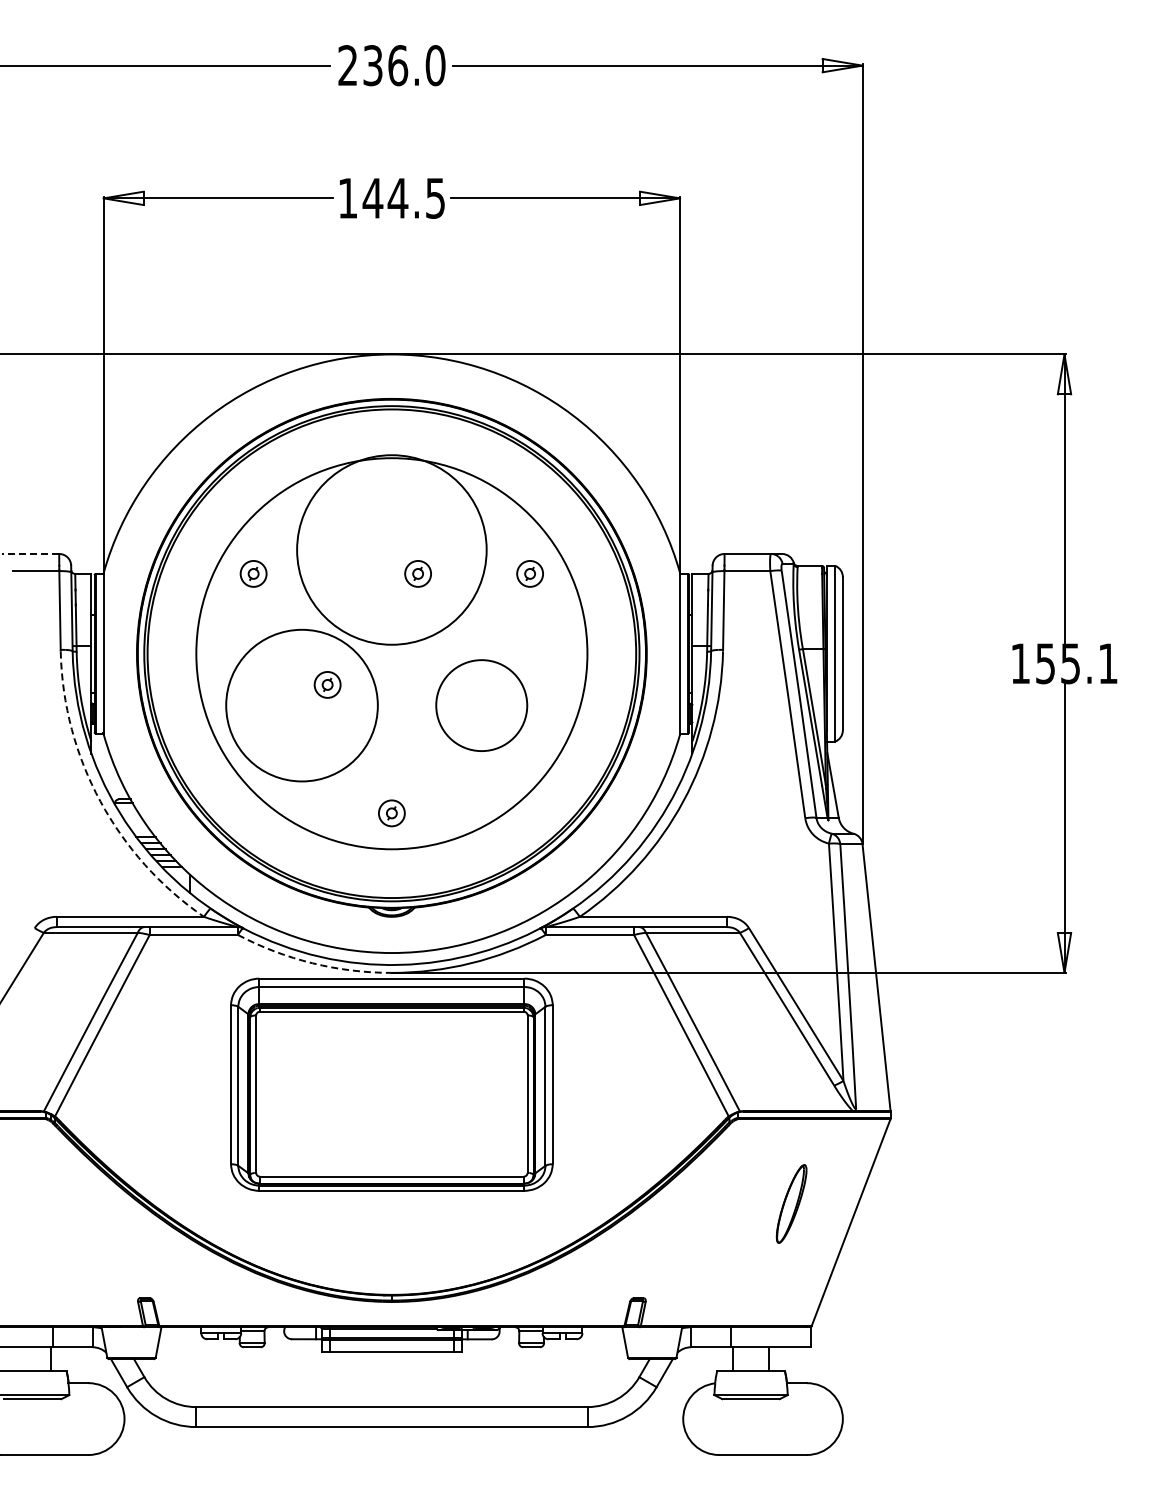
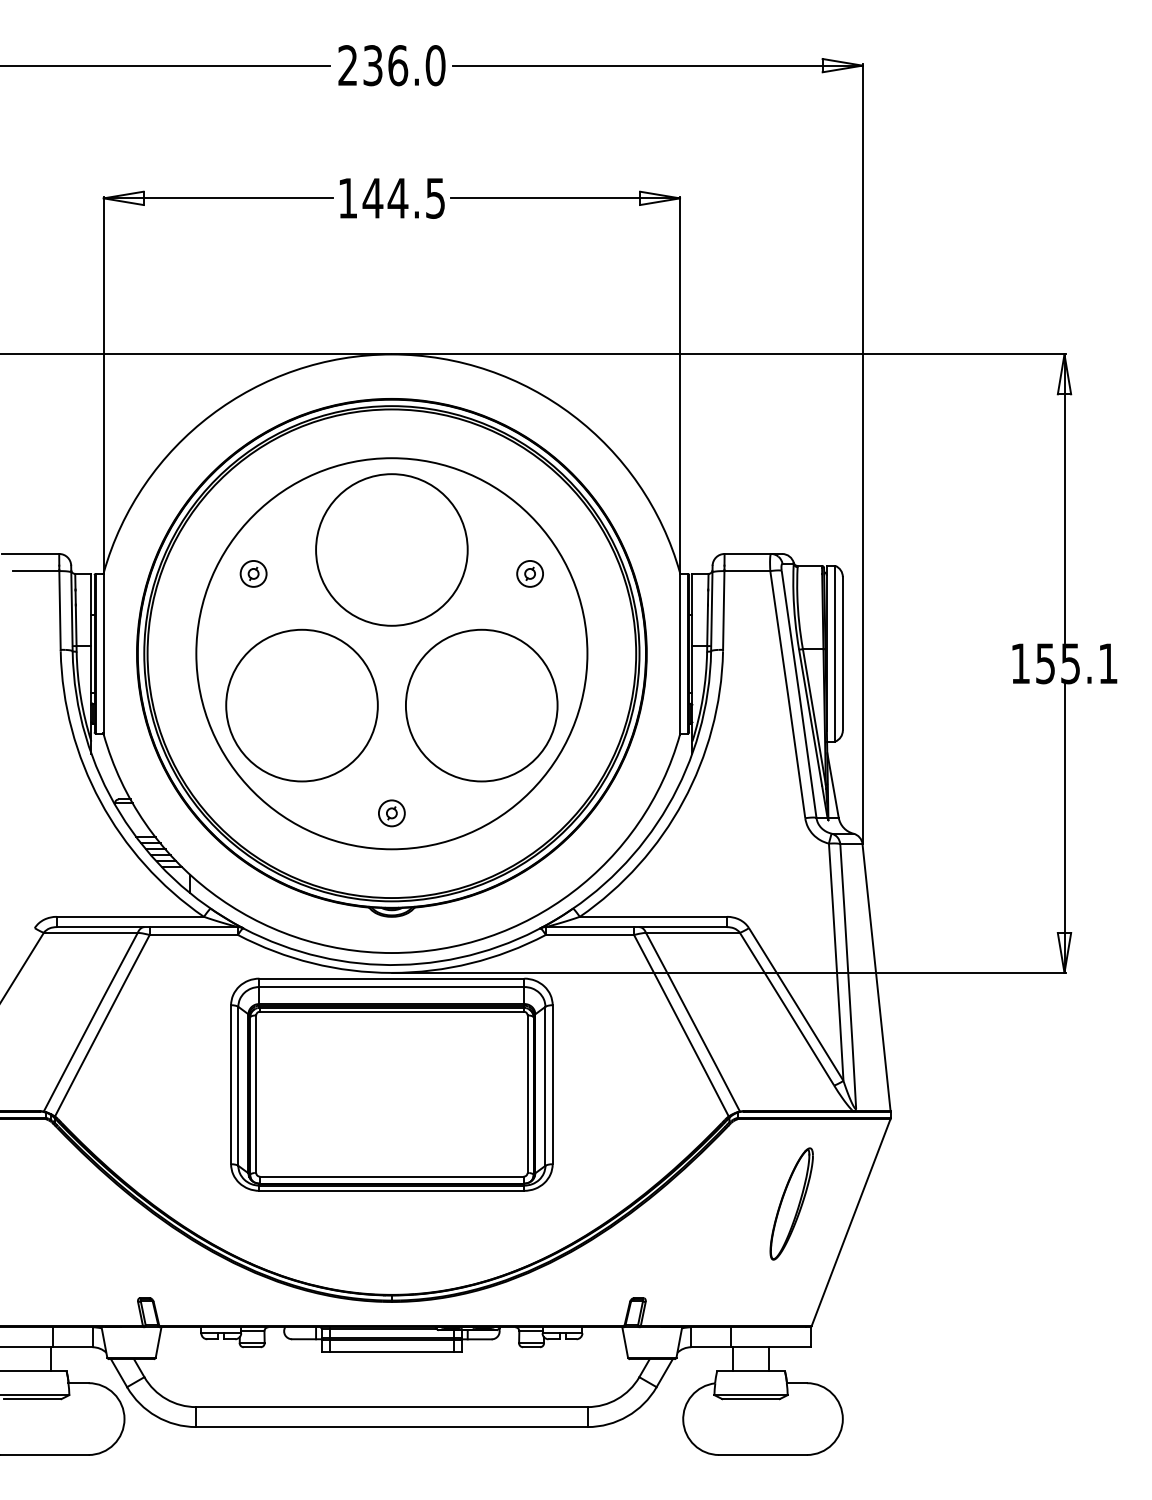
circle diameter: 190 px -> 152 px (391, 549)
line: dashed -> solid (30, 553)
part: present -> none (417, 573)
part: present -> none (327, 684)
circle diameter: 91 px -> 152 px (481, 705)
arc: dashed -> solid (100, 801)
arc: dashed -> solid (312, 963)
part size: 33x80 px -> 45x114 px (791, 1203)
